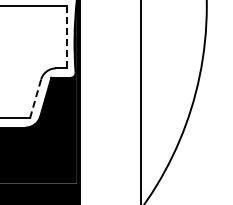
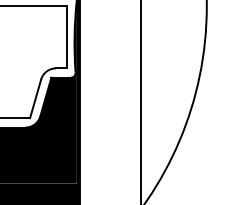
line: dashed -> solid (67, 36)
line: dashed -> solid (35, 98)
